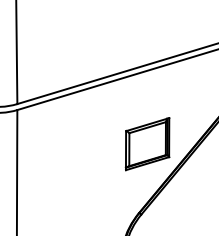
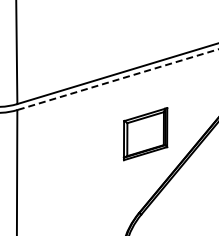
line: solid -> dashed (117, 79)
part position: (147, 144) -> (145, 134) (145, 134)
